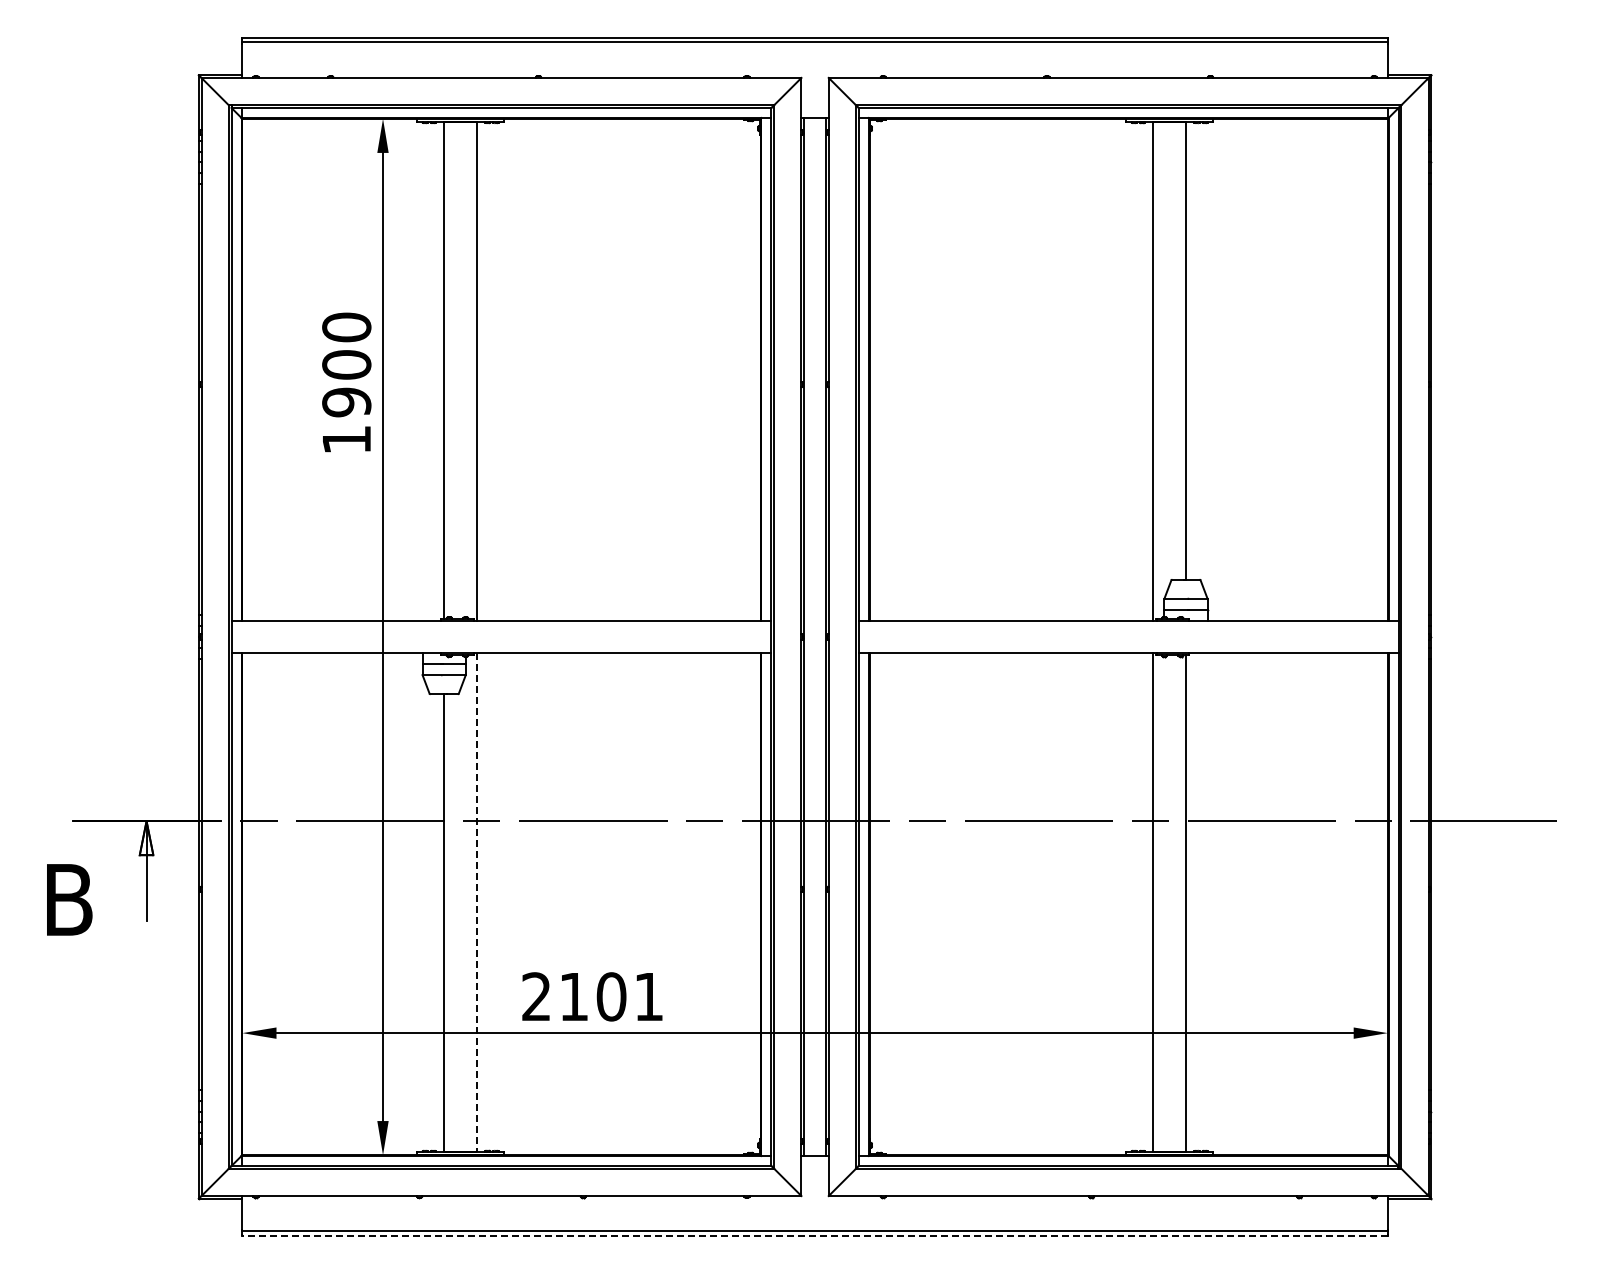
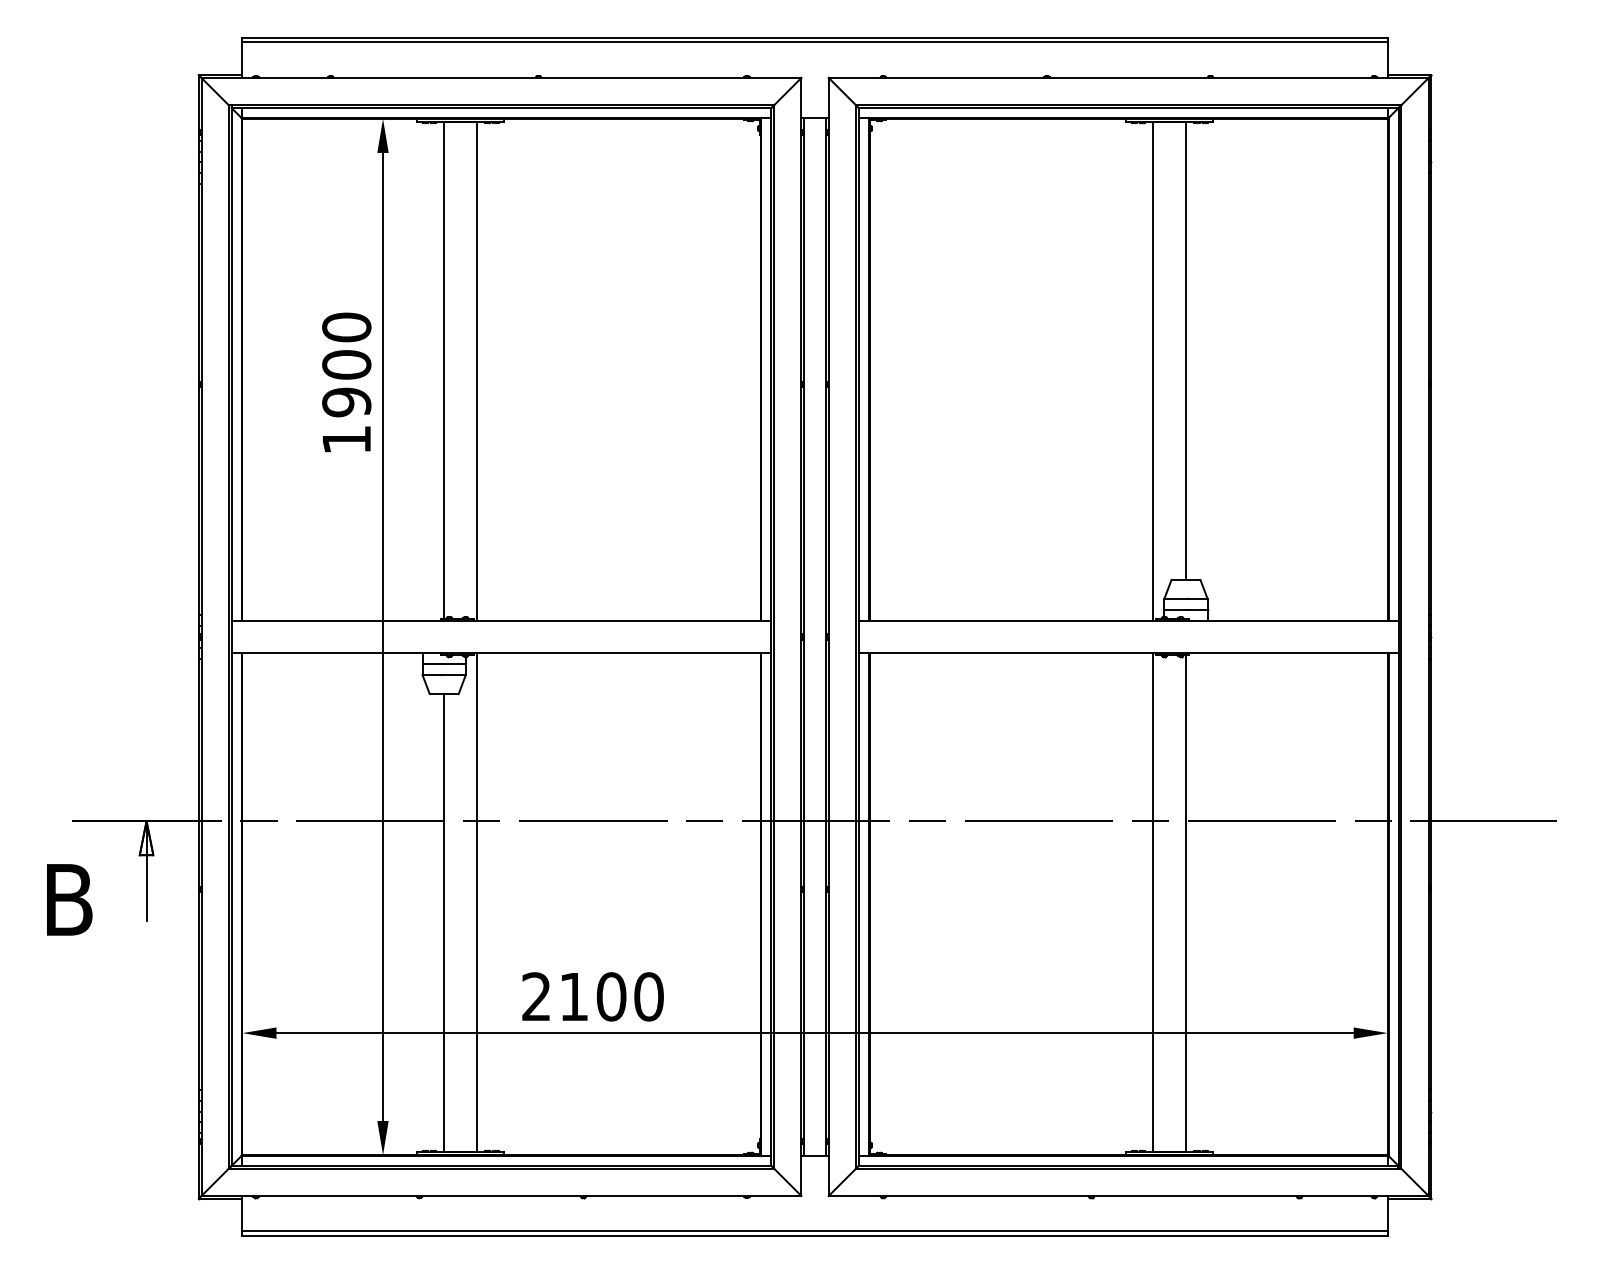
line: dashed -> solid (476, 902)
text: 2101 -> 2100 (648, 996)
line: dashed -> solid (815, 1235)
